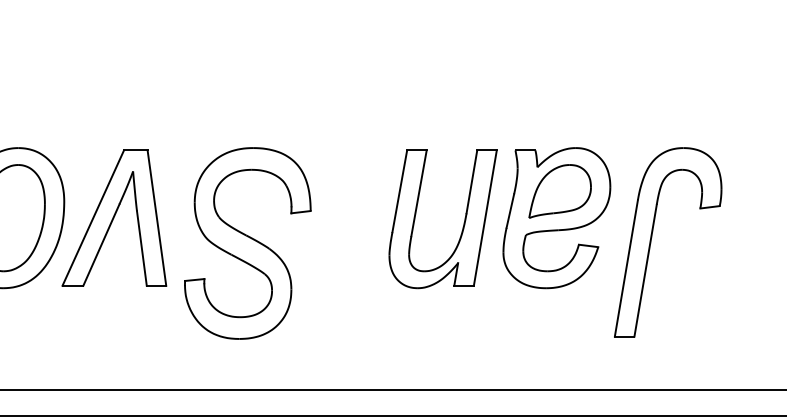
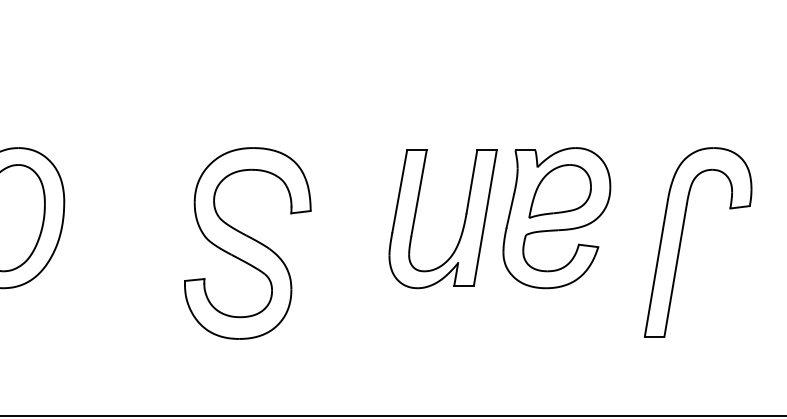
part: present -> none (114, 217)
part position: (652, 237) -> (682, 237) (682, 237)
line: present -> none (392, 389)
